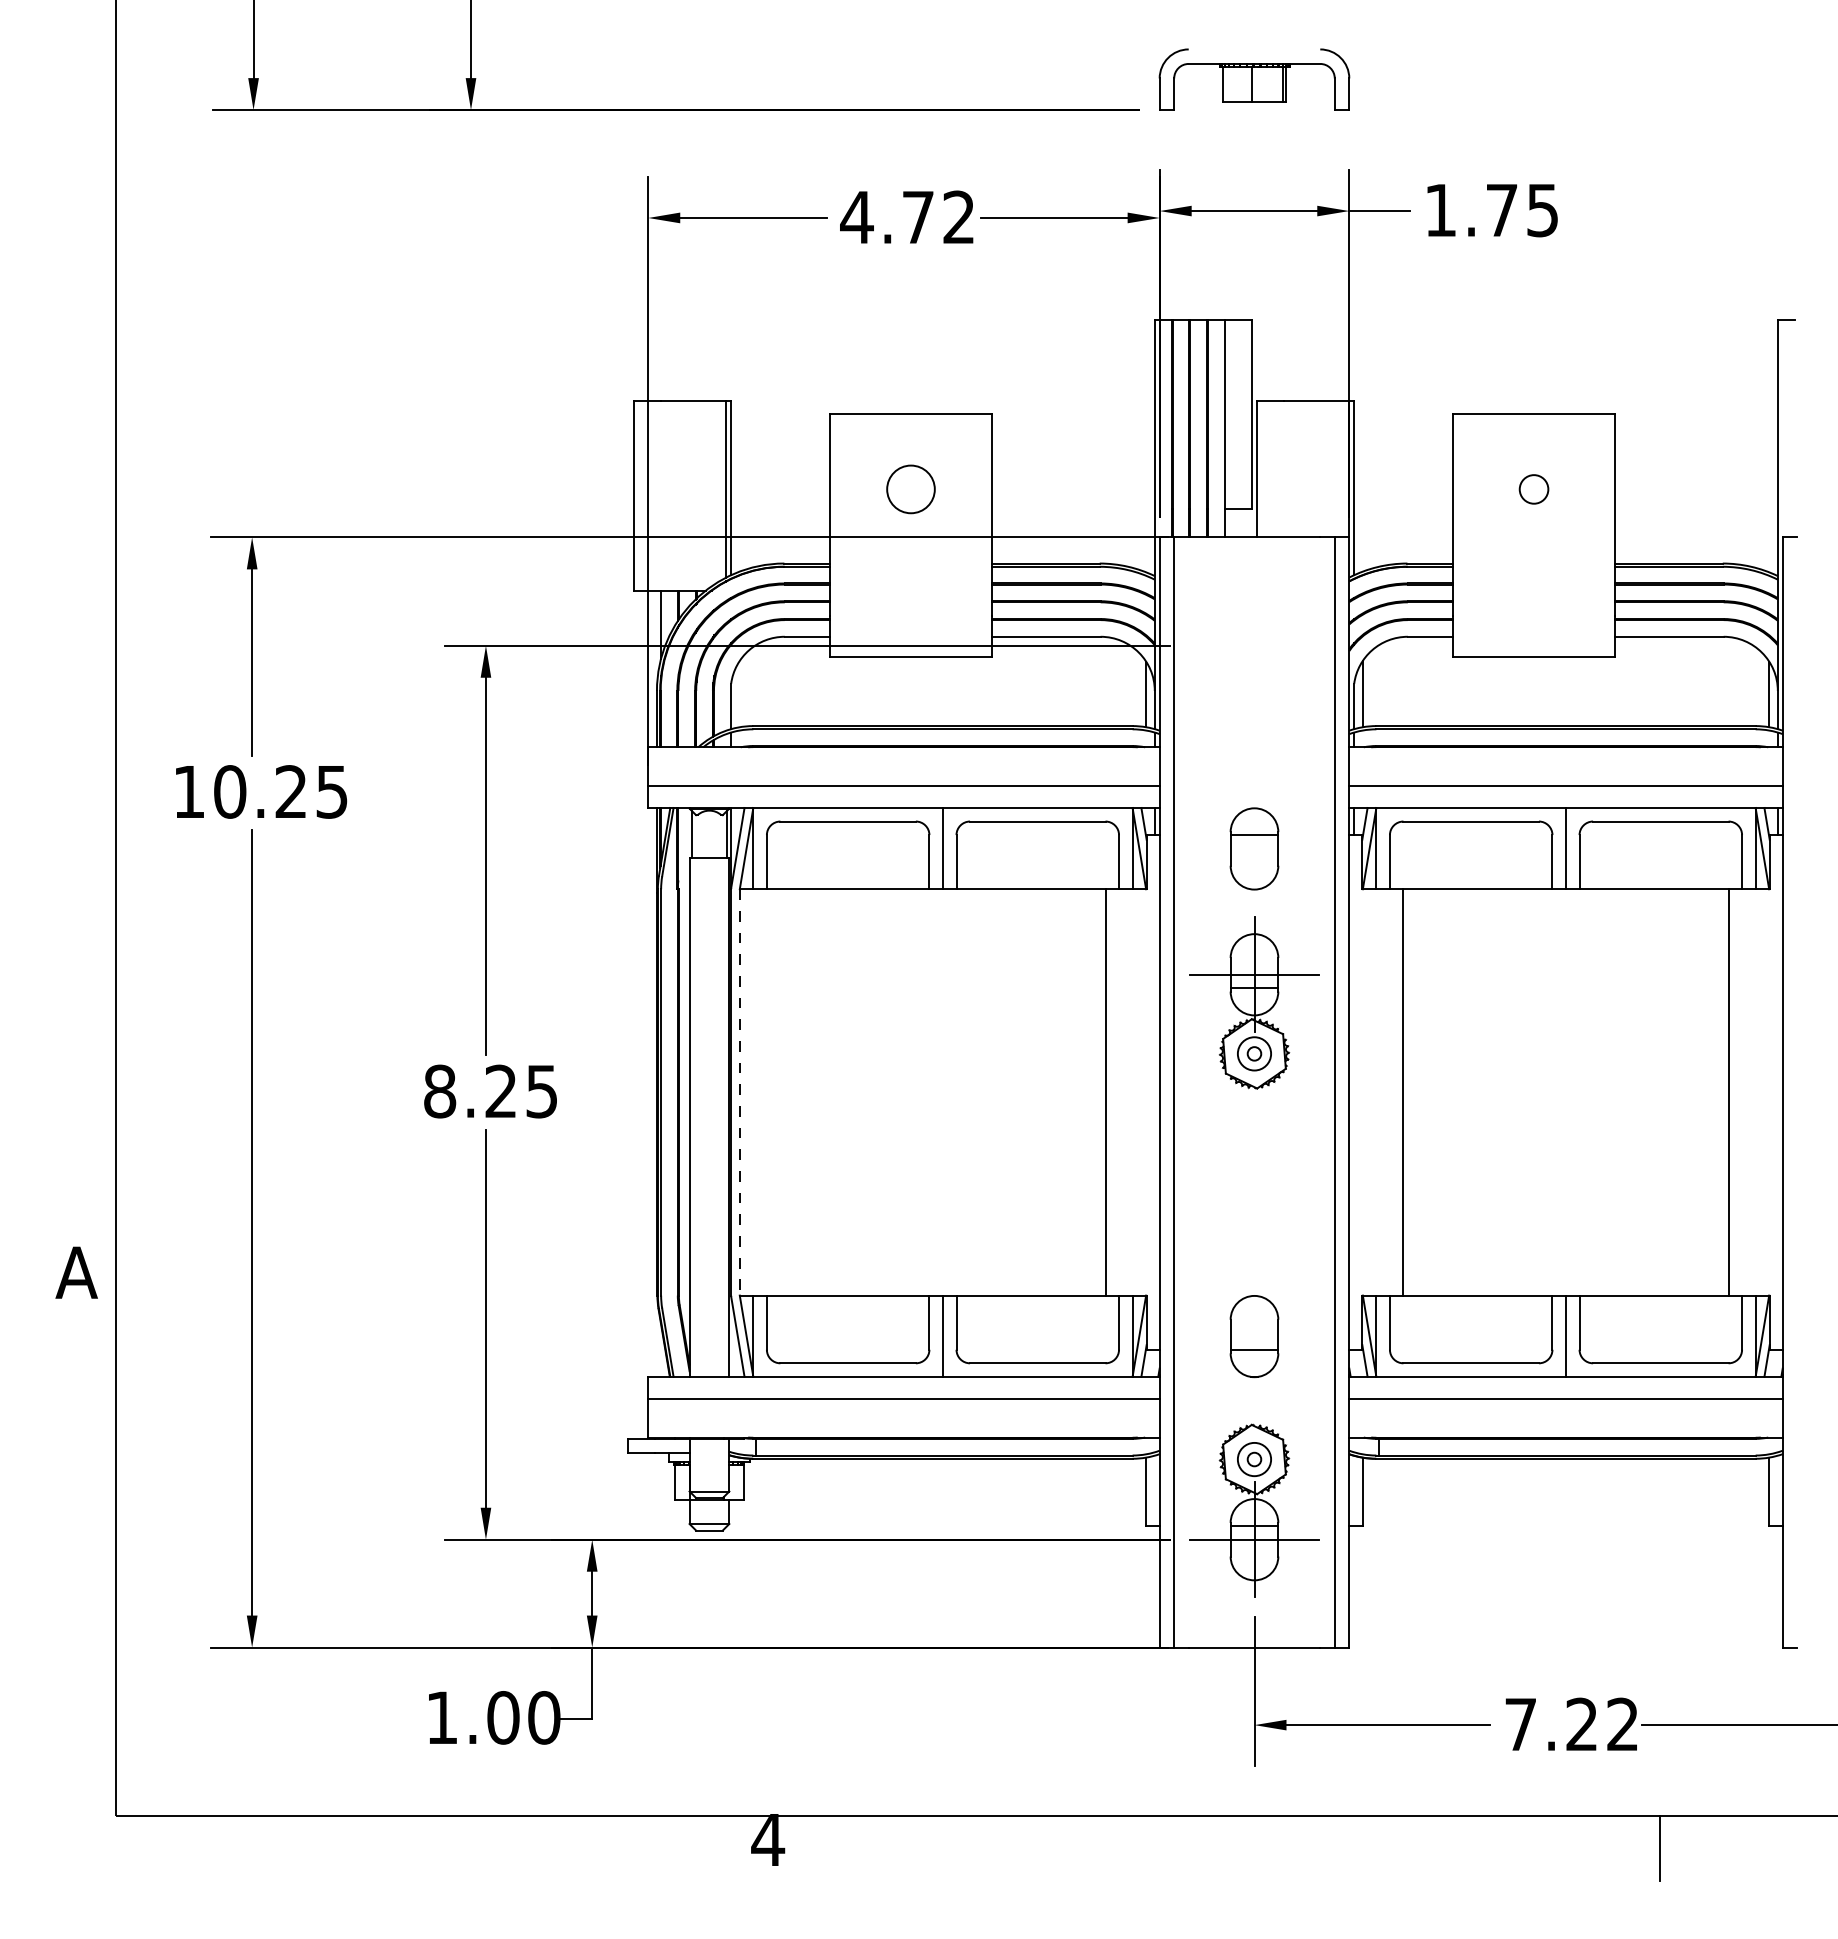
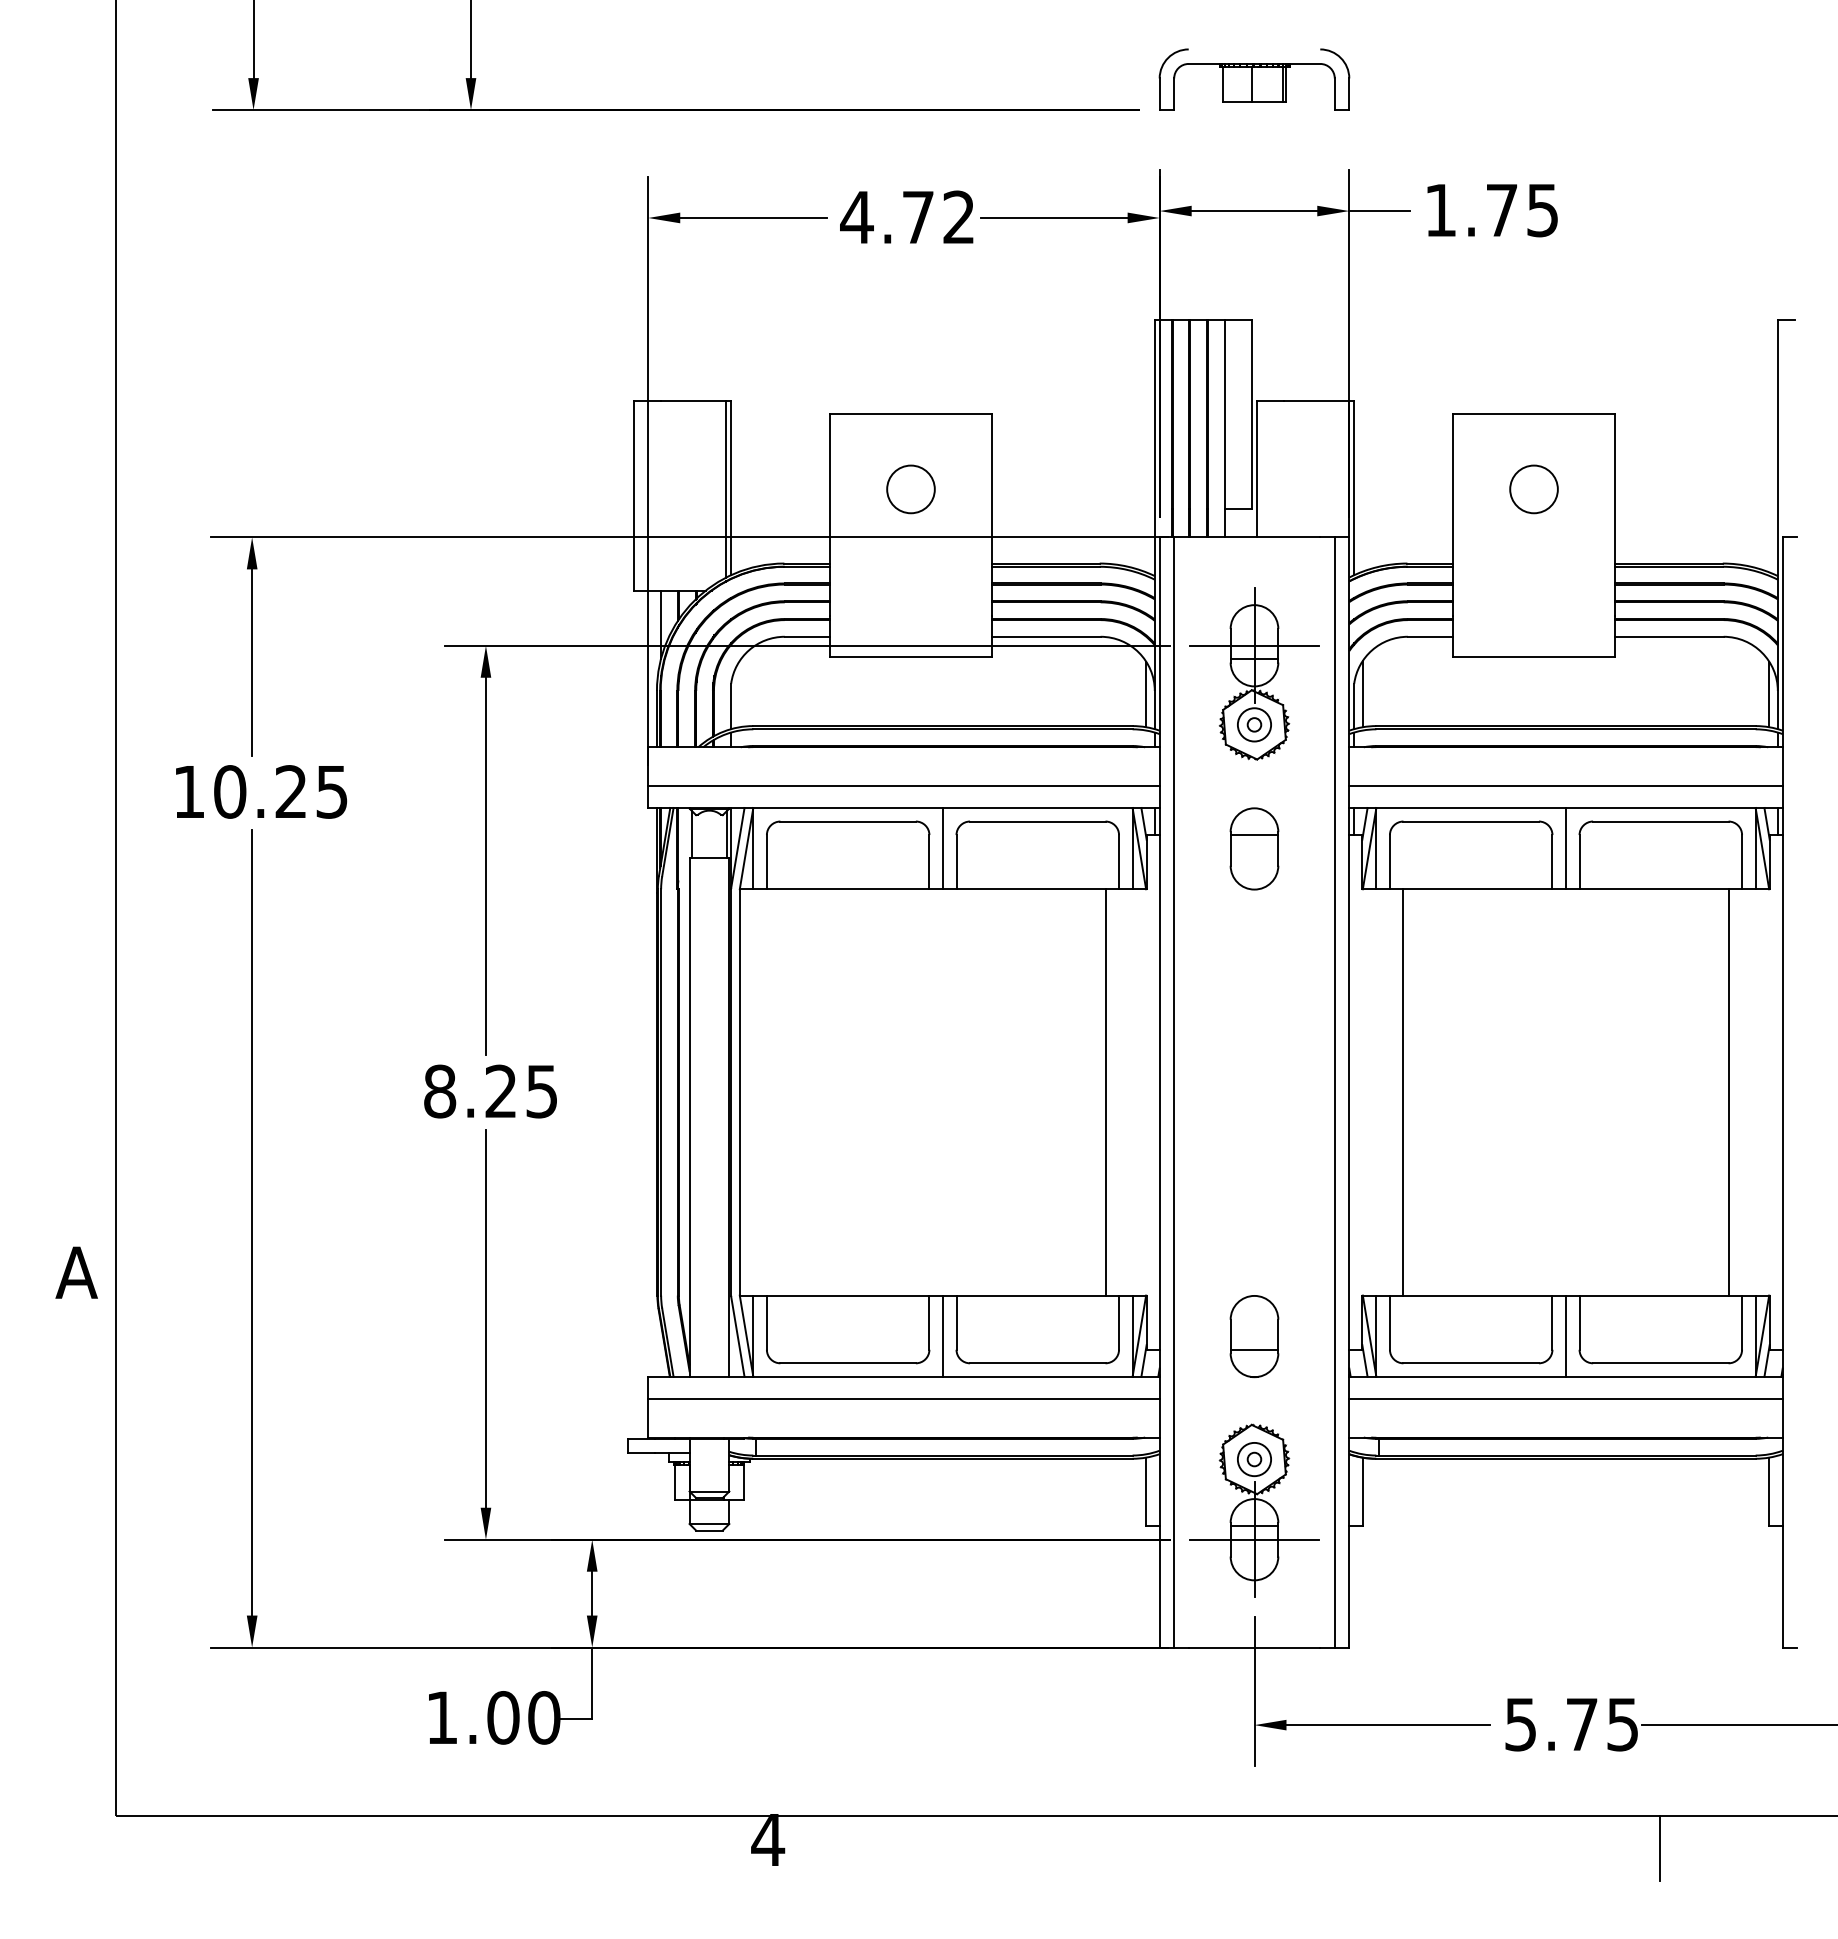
circle diameter: 29 px -> 48 px (1533, 489)
part position: (1254, 1002) -> (1254, 673) (1254, 673)
line: dashed -> solid (739, 1092)
text: 7.22 -> 5.75 (1571, 1724)
